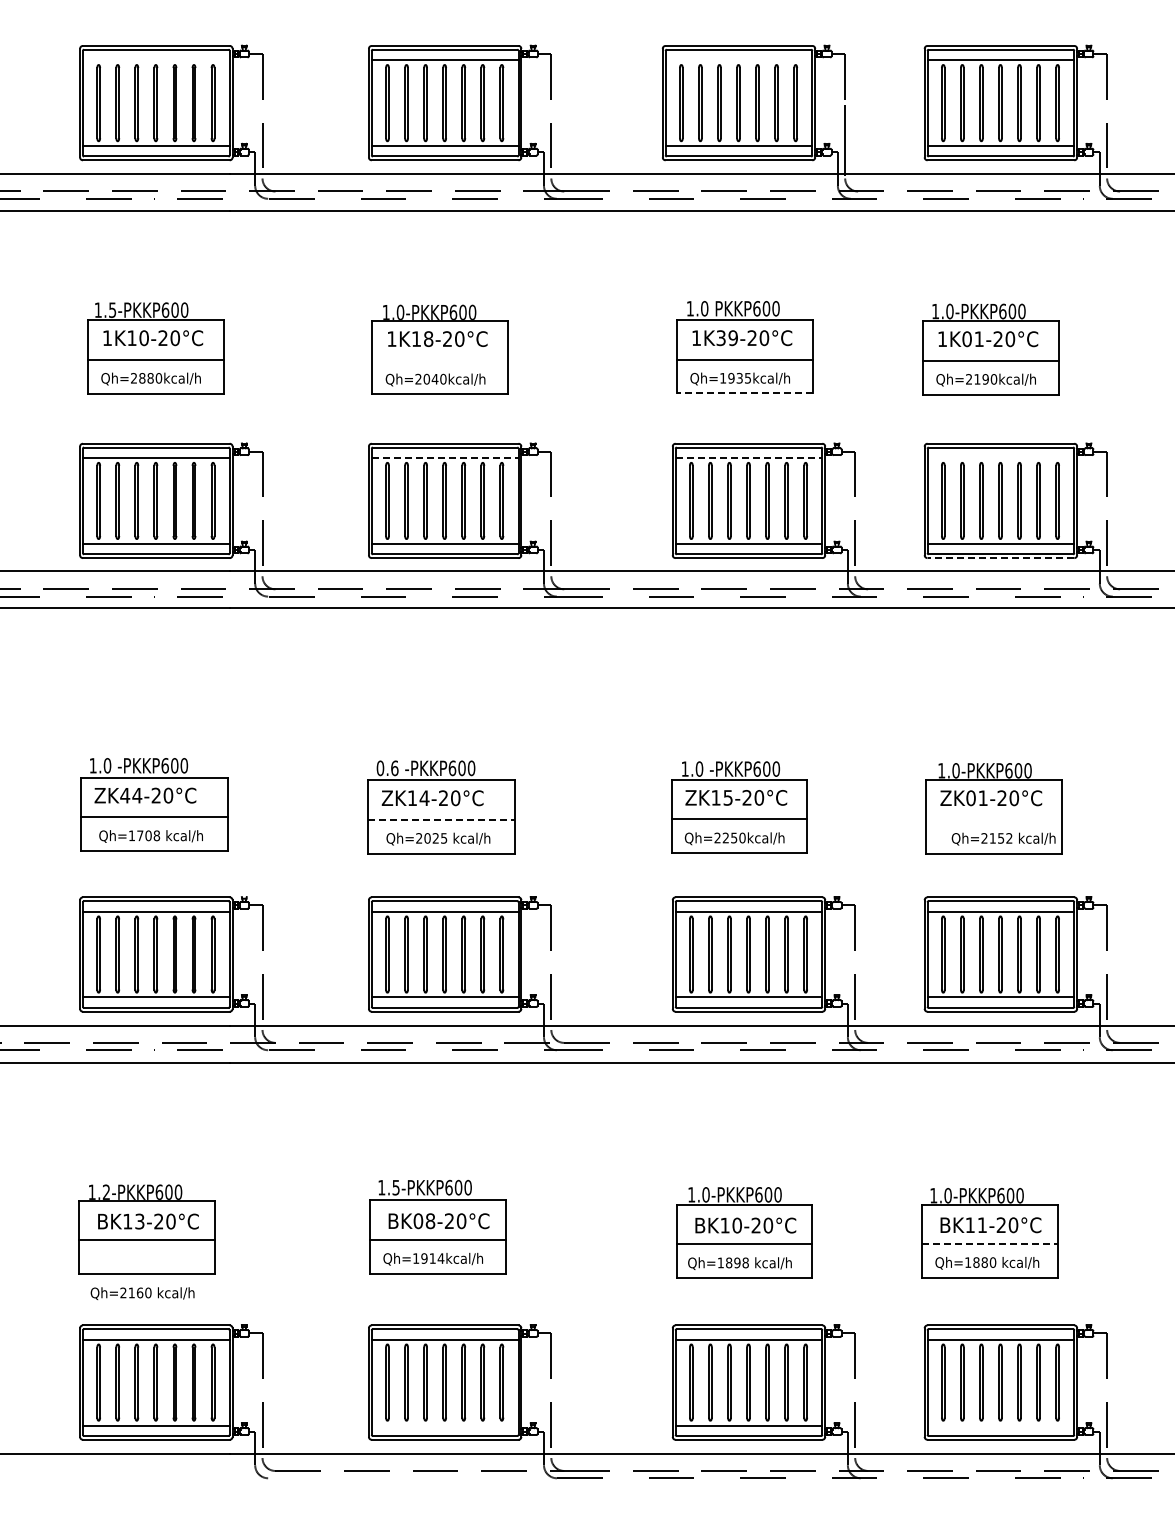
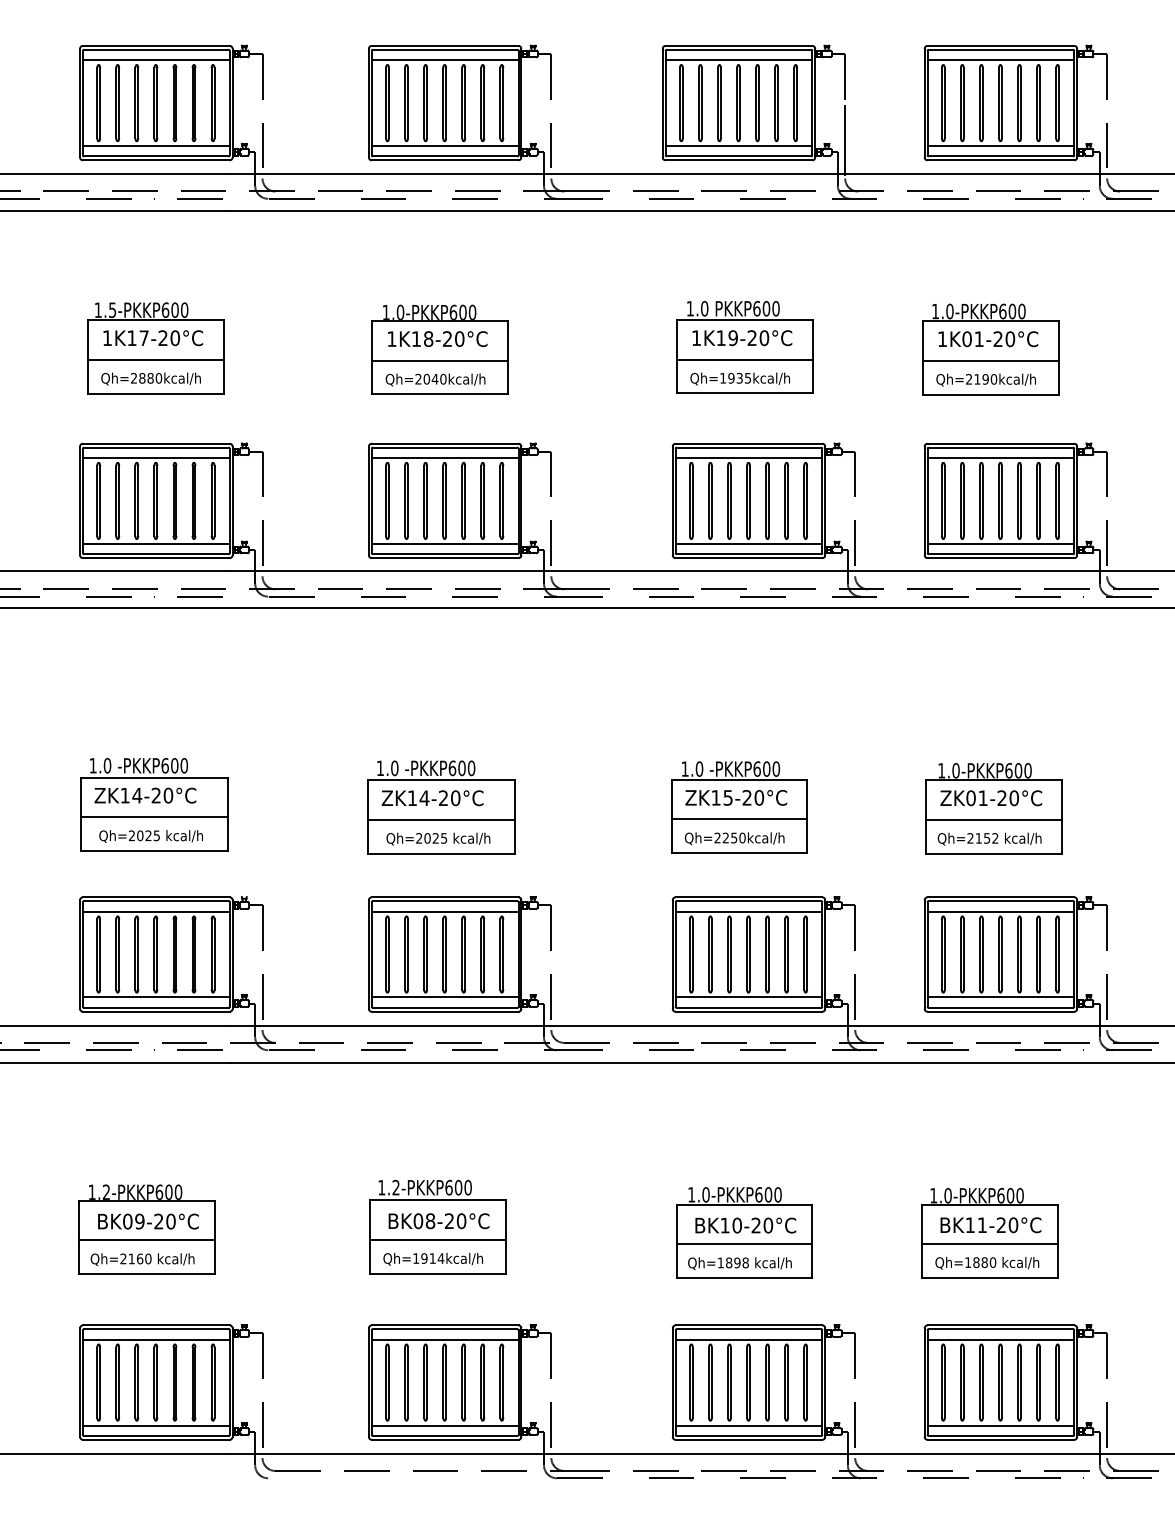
line: none -> present (155, 60)
line: none -> present (738, 60)
text: 1K10-20°C -> 1K17-20°C (143, 338)
text: 1K39-20°C -> 1K19-20°C (720, 338)
line: none -> present (440, 360)
line: dashed -> solid (744, 393)
line: dashed -> solid (445, 458)
line: dashed -> solid (749, 458)
line: none -> present (1000, 458)
line: dashed -> solid (1000, 558)
text: 0.6 -> 1.0 (387, 768)
text: ZK44-20°C -> ZK14-20°C (125, 795)
line: dashed -> solid (441, 819)
line: none -> present (994, 819)
text: Qh=1708 -> Qh=2025 (144, 835)
text position: (1003, 838) -> (989, 838) (989, 838)
text: 1.5-PKKP600 -> 1.2-PKKP600 (395, 1187)
text: BK13-20°C -> BK09-20°C (133, 1221)
line: dashed -> solid (989, 1243)
text position: (142, 1293) -> (142, 1259) (142, 1259)
line: none -> present (444, 1425)
line: none -> present (1000, 1425)
